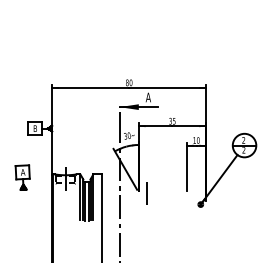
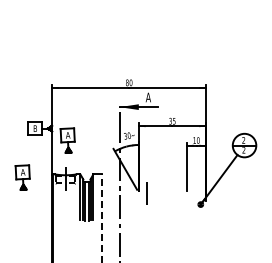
part: none -> present (67, 140)
line: solid -> dashed (102, 218)
